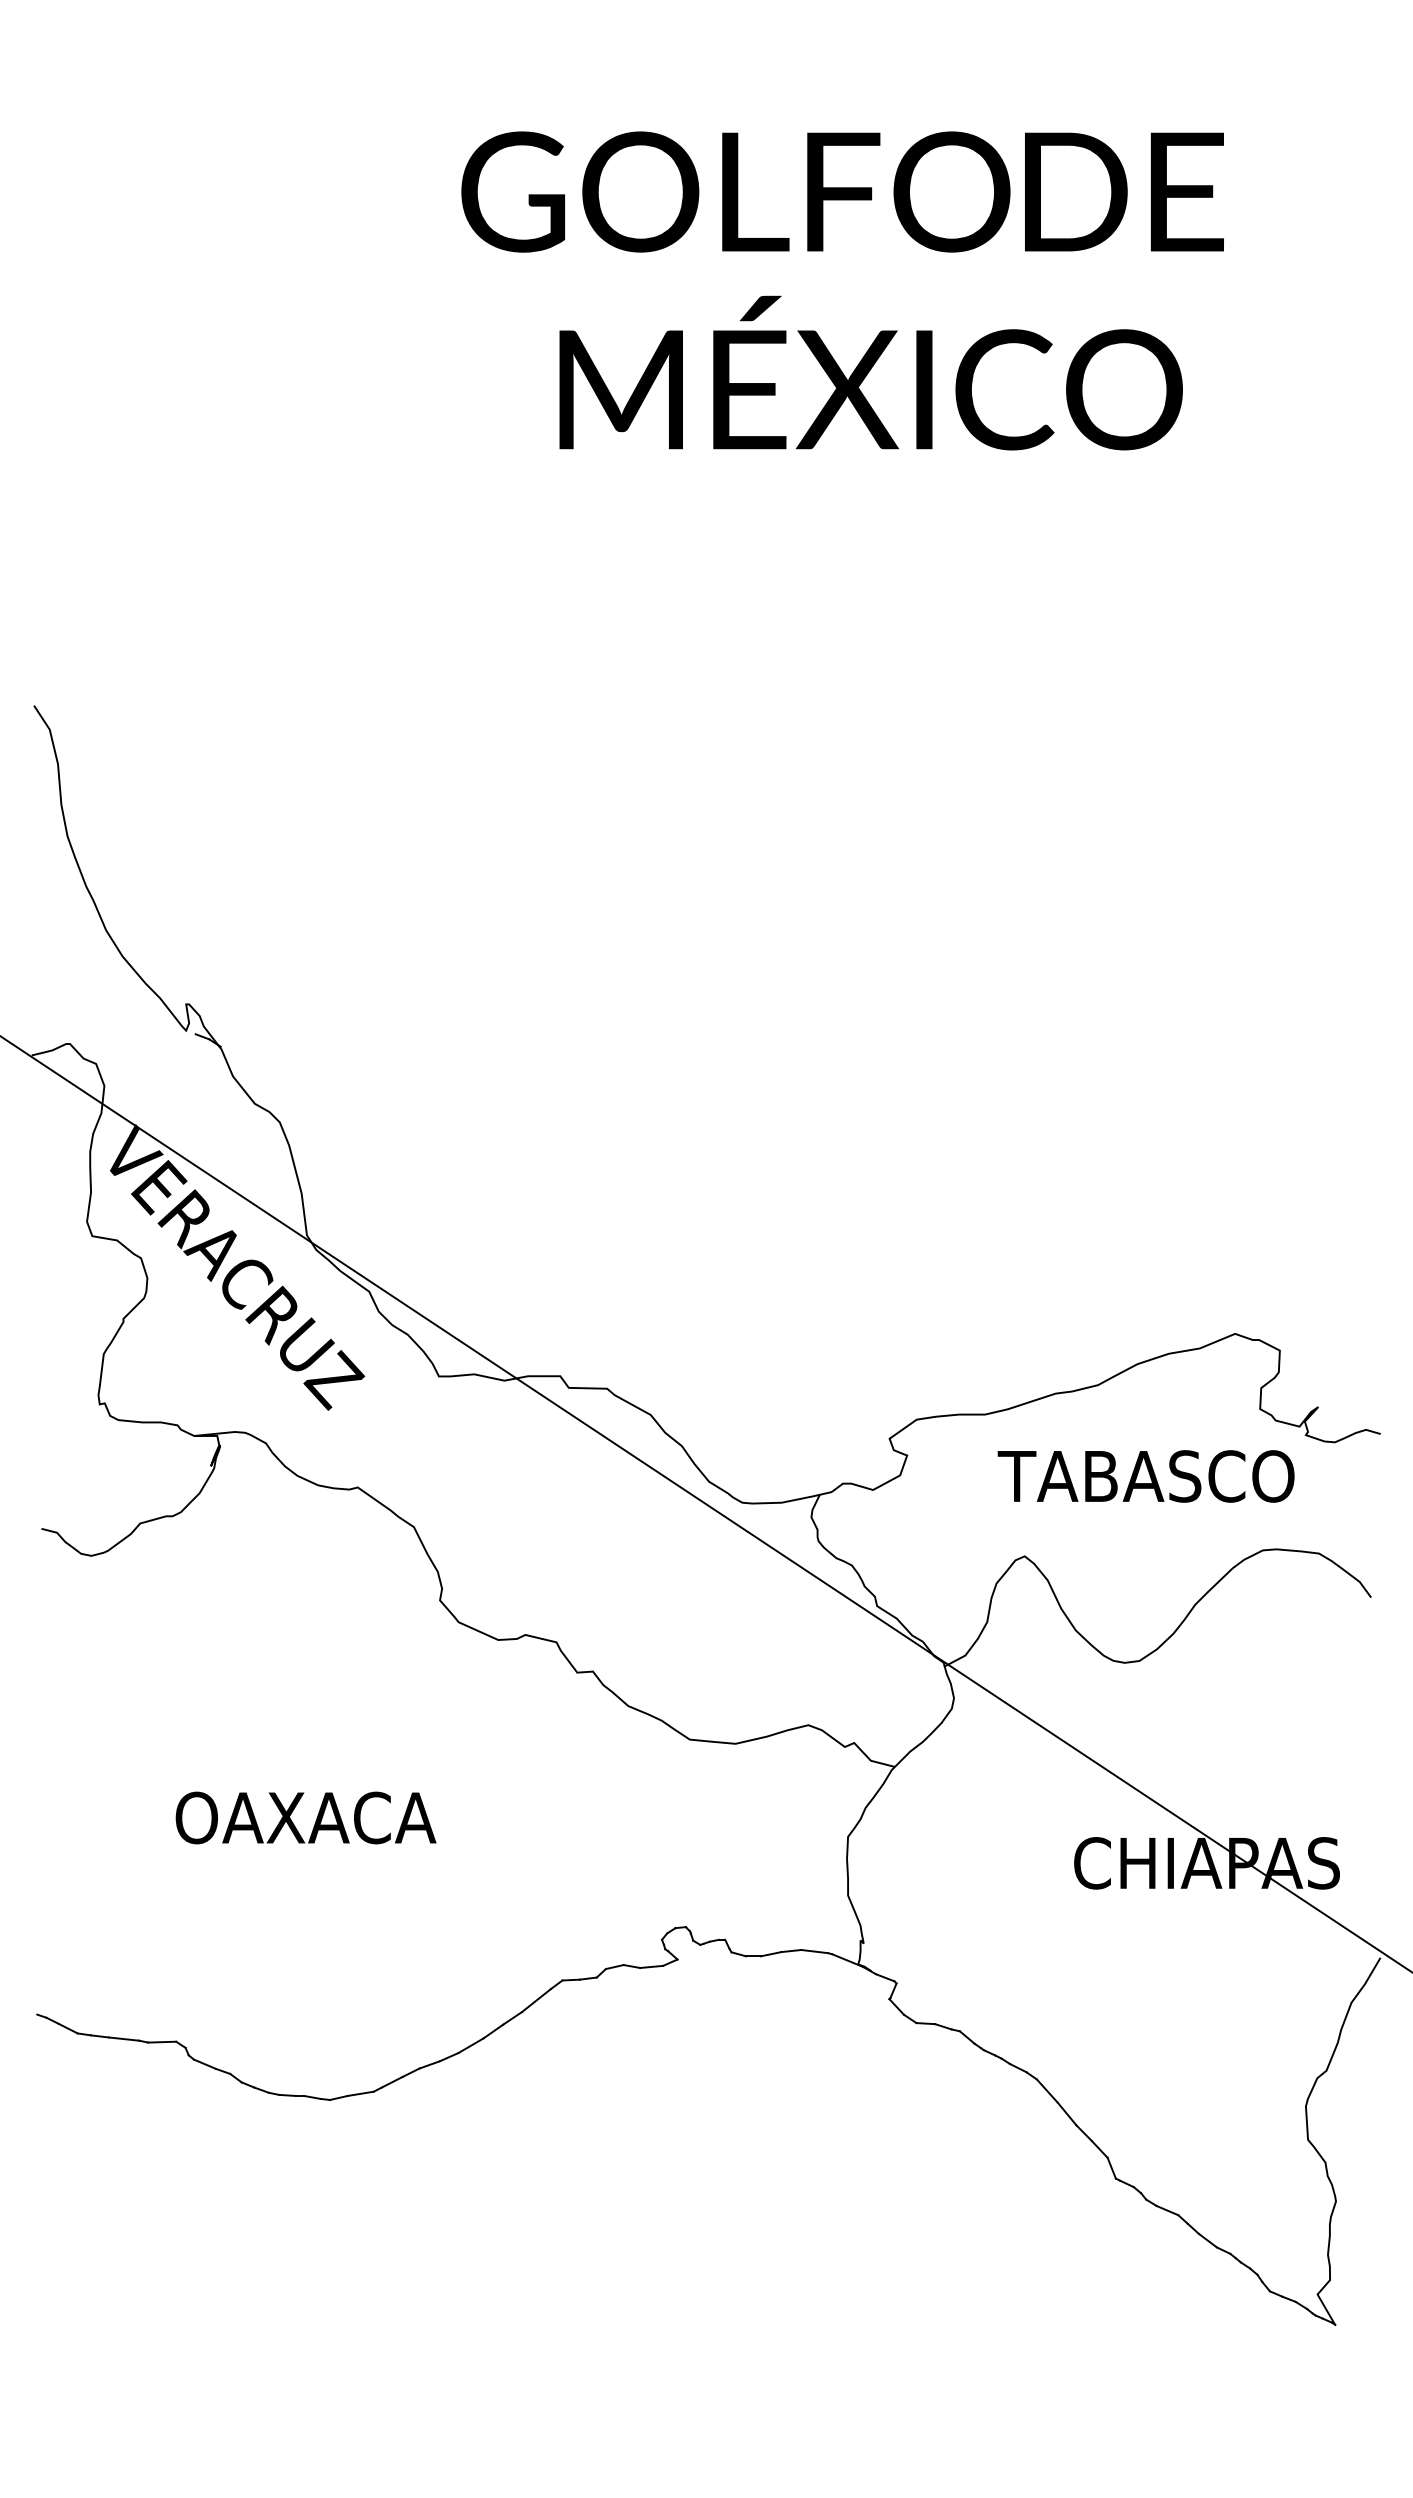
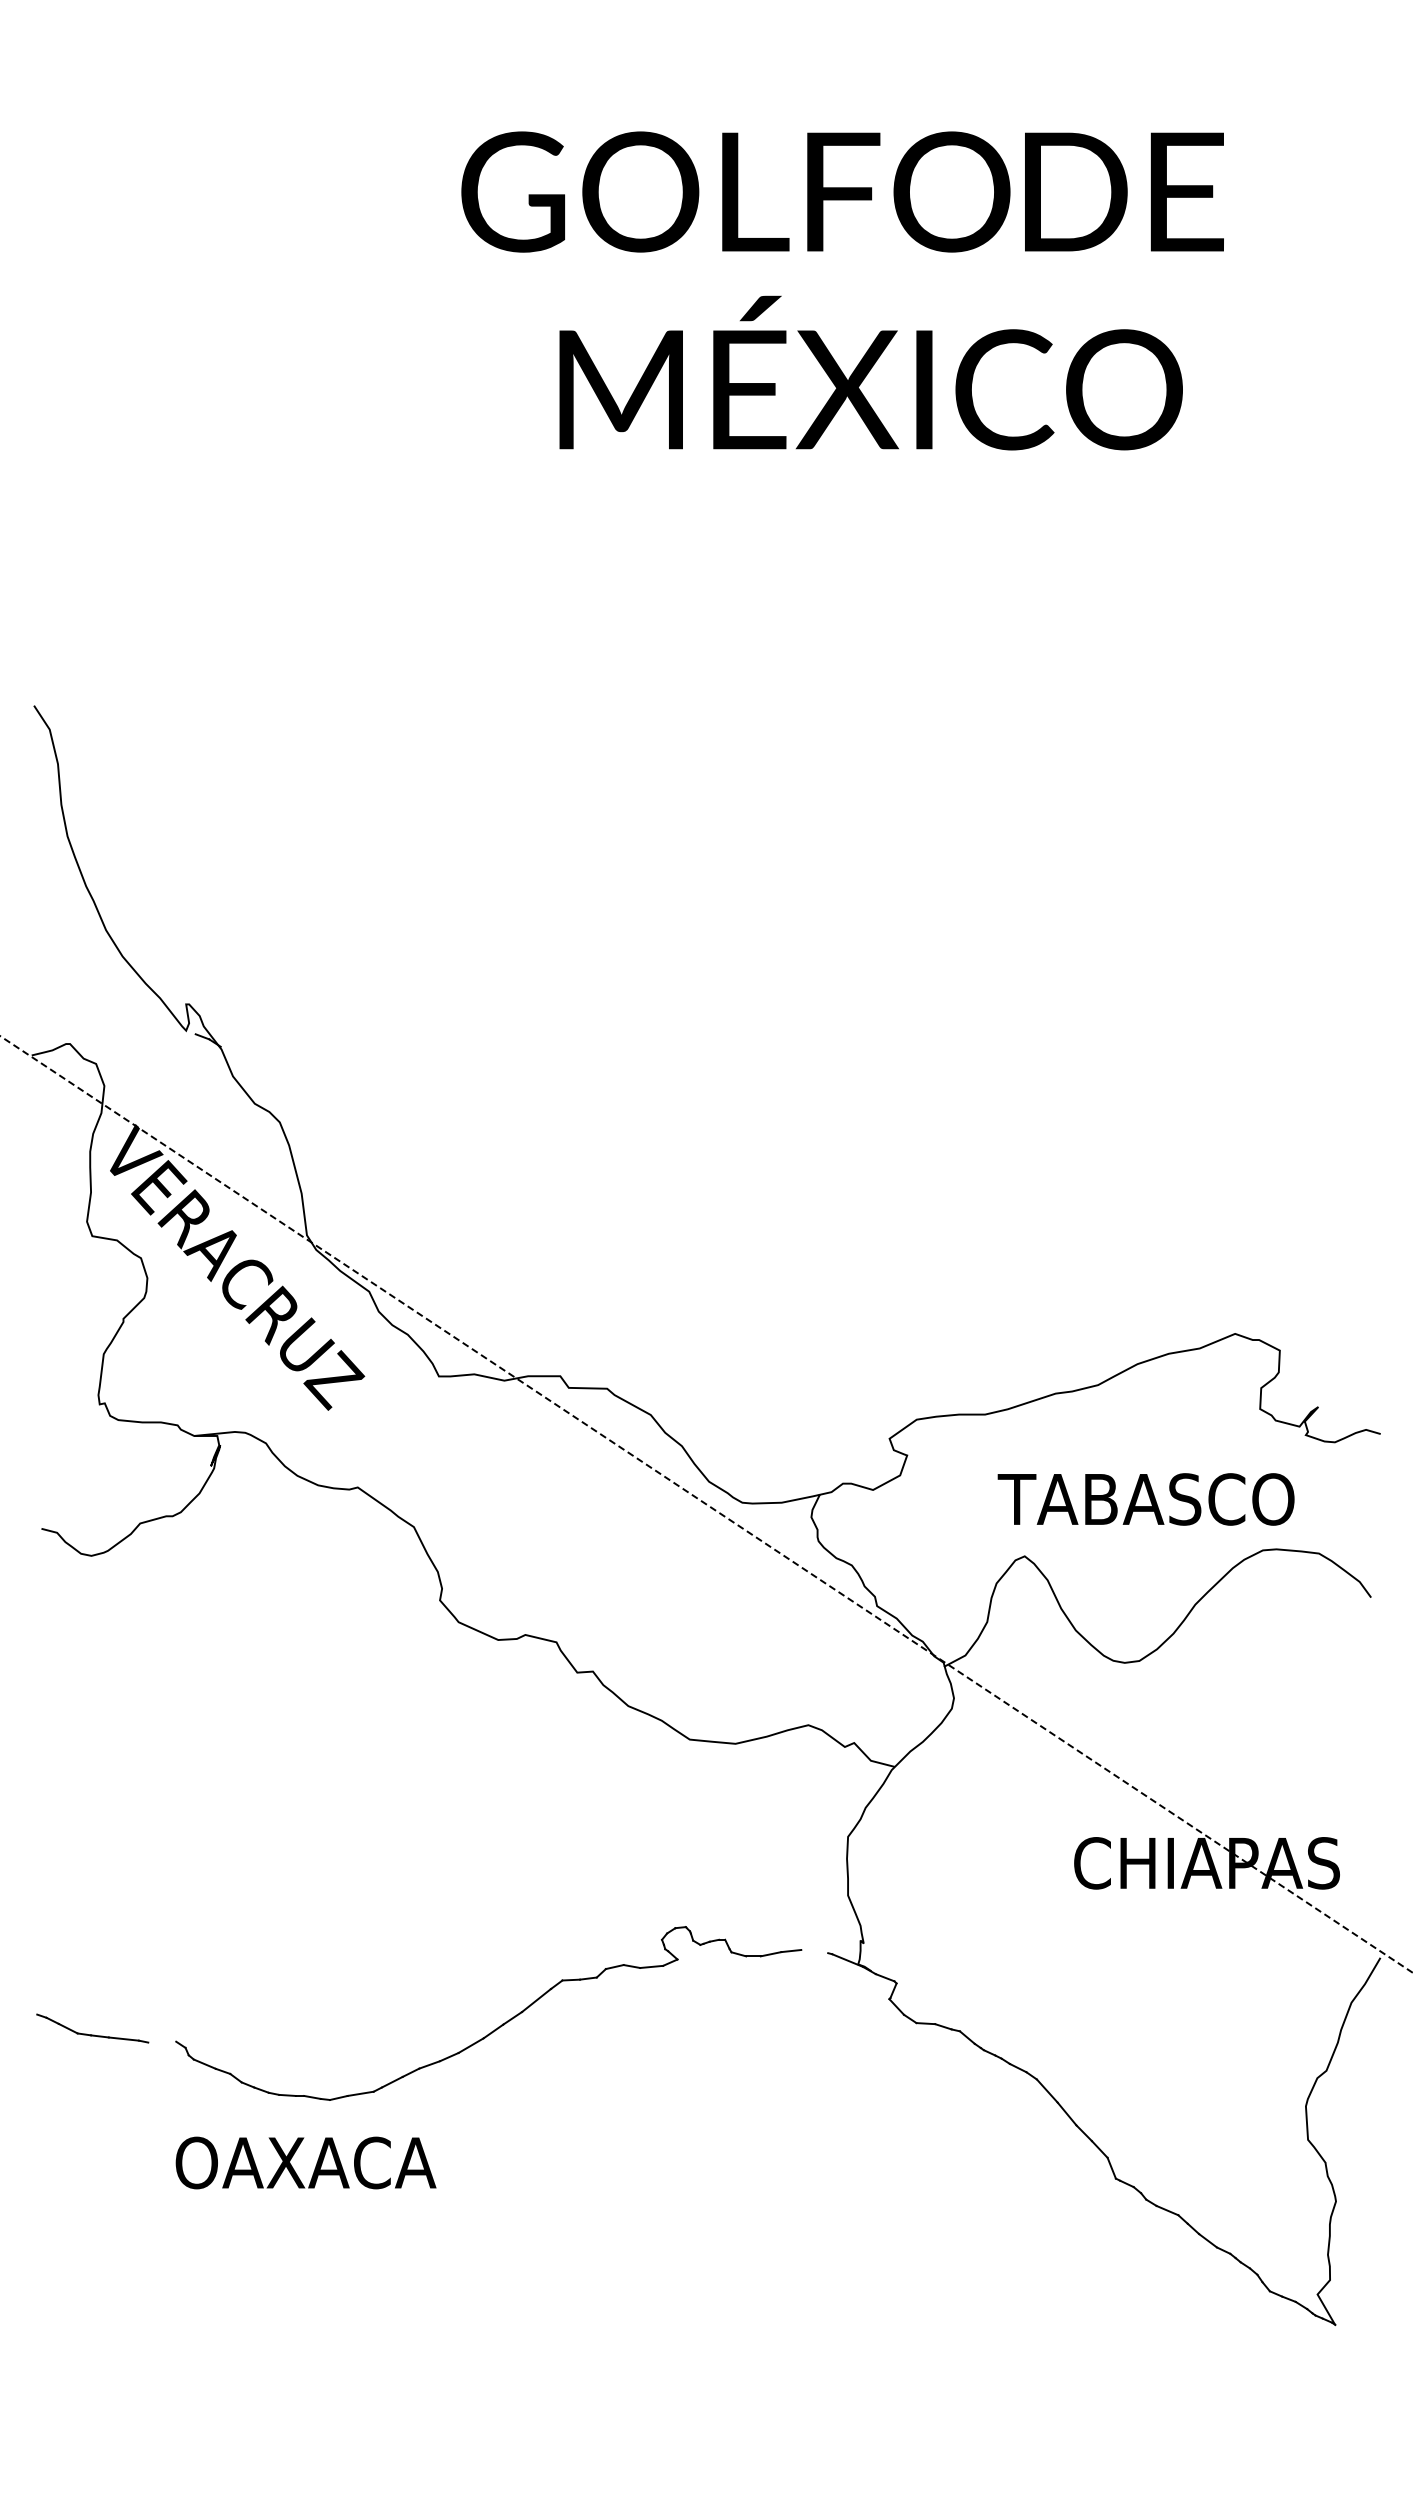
text position: (1145, 1476) -> (1145, 1499) (1145, 1499)
line: solid -> dashed (706, 1504)
text position: (305, 1817) -> (305, 2162) (305, 2162)
line: present -> none (814, 1951)
line: present -> none (162, 2041)
